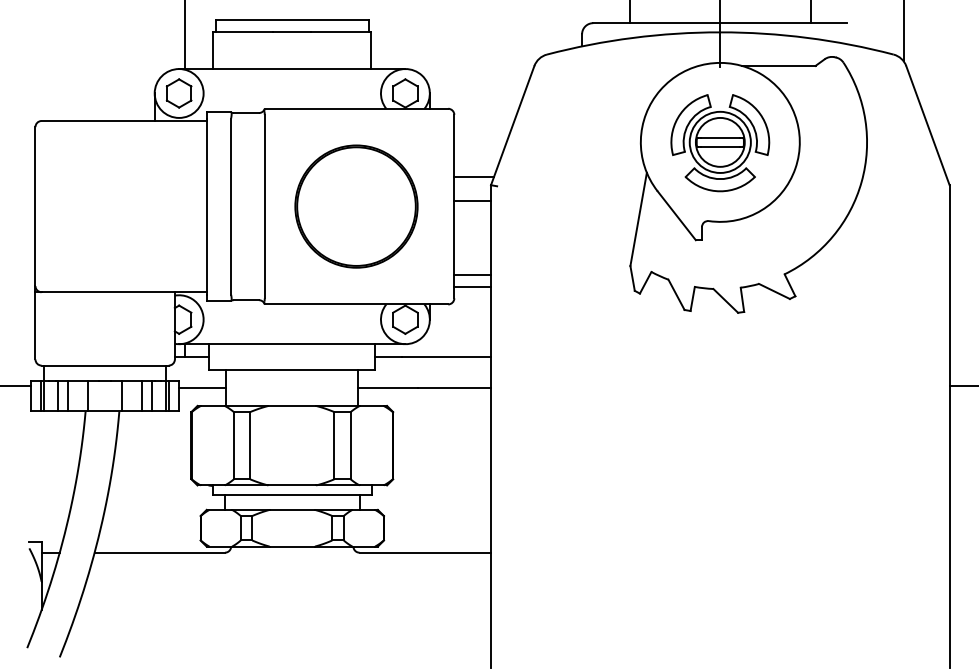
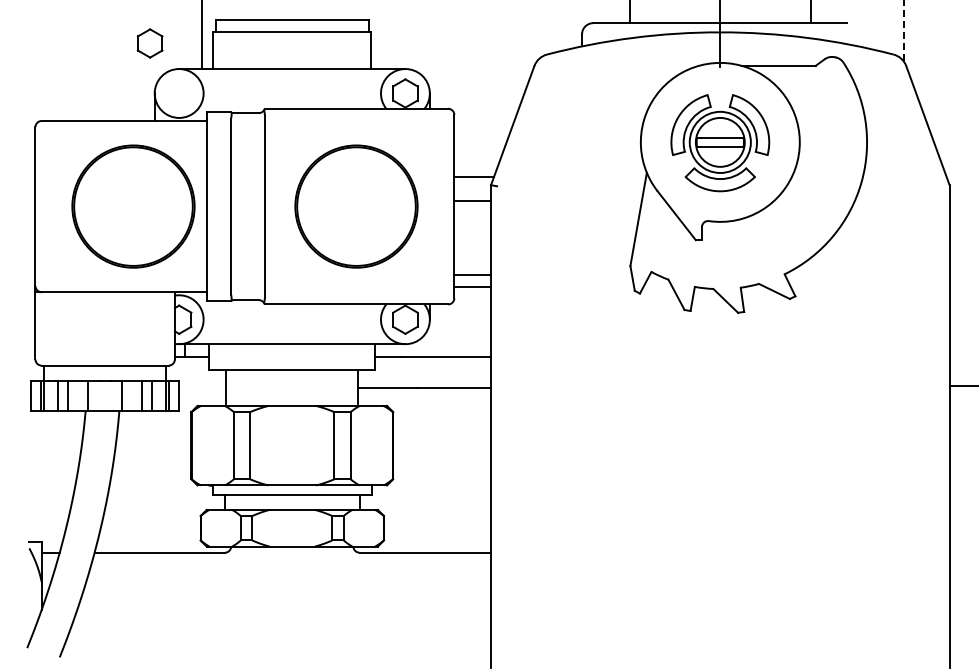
line: solid -> dashed (903, 30)
line position: (185, 35) -> (202, 35) (202, 35)
part position: (178, 93) -> (149, 43) (149, 43)
part: none -> present (133, 206)
line: present -> none (16, 386)
line: present -> none (202, 387)
